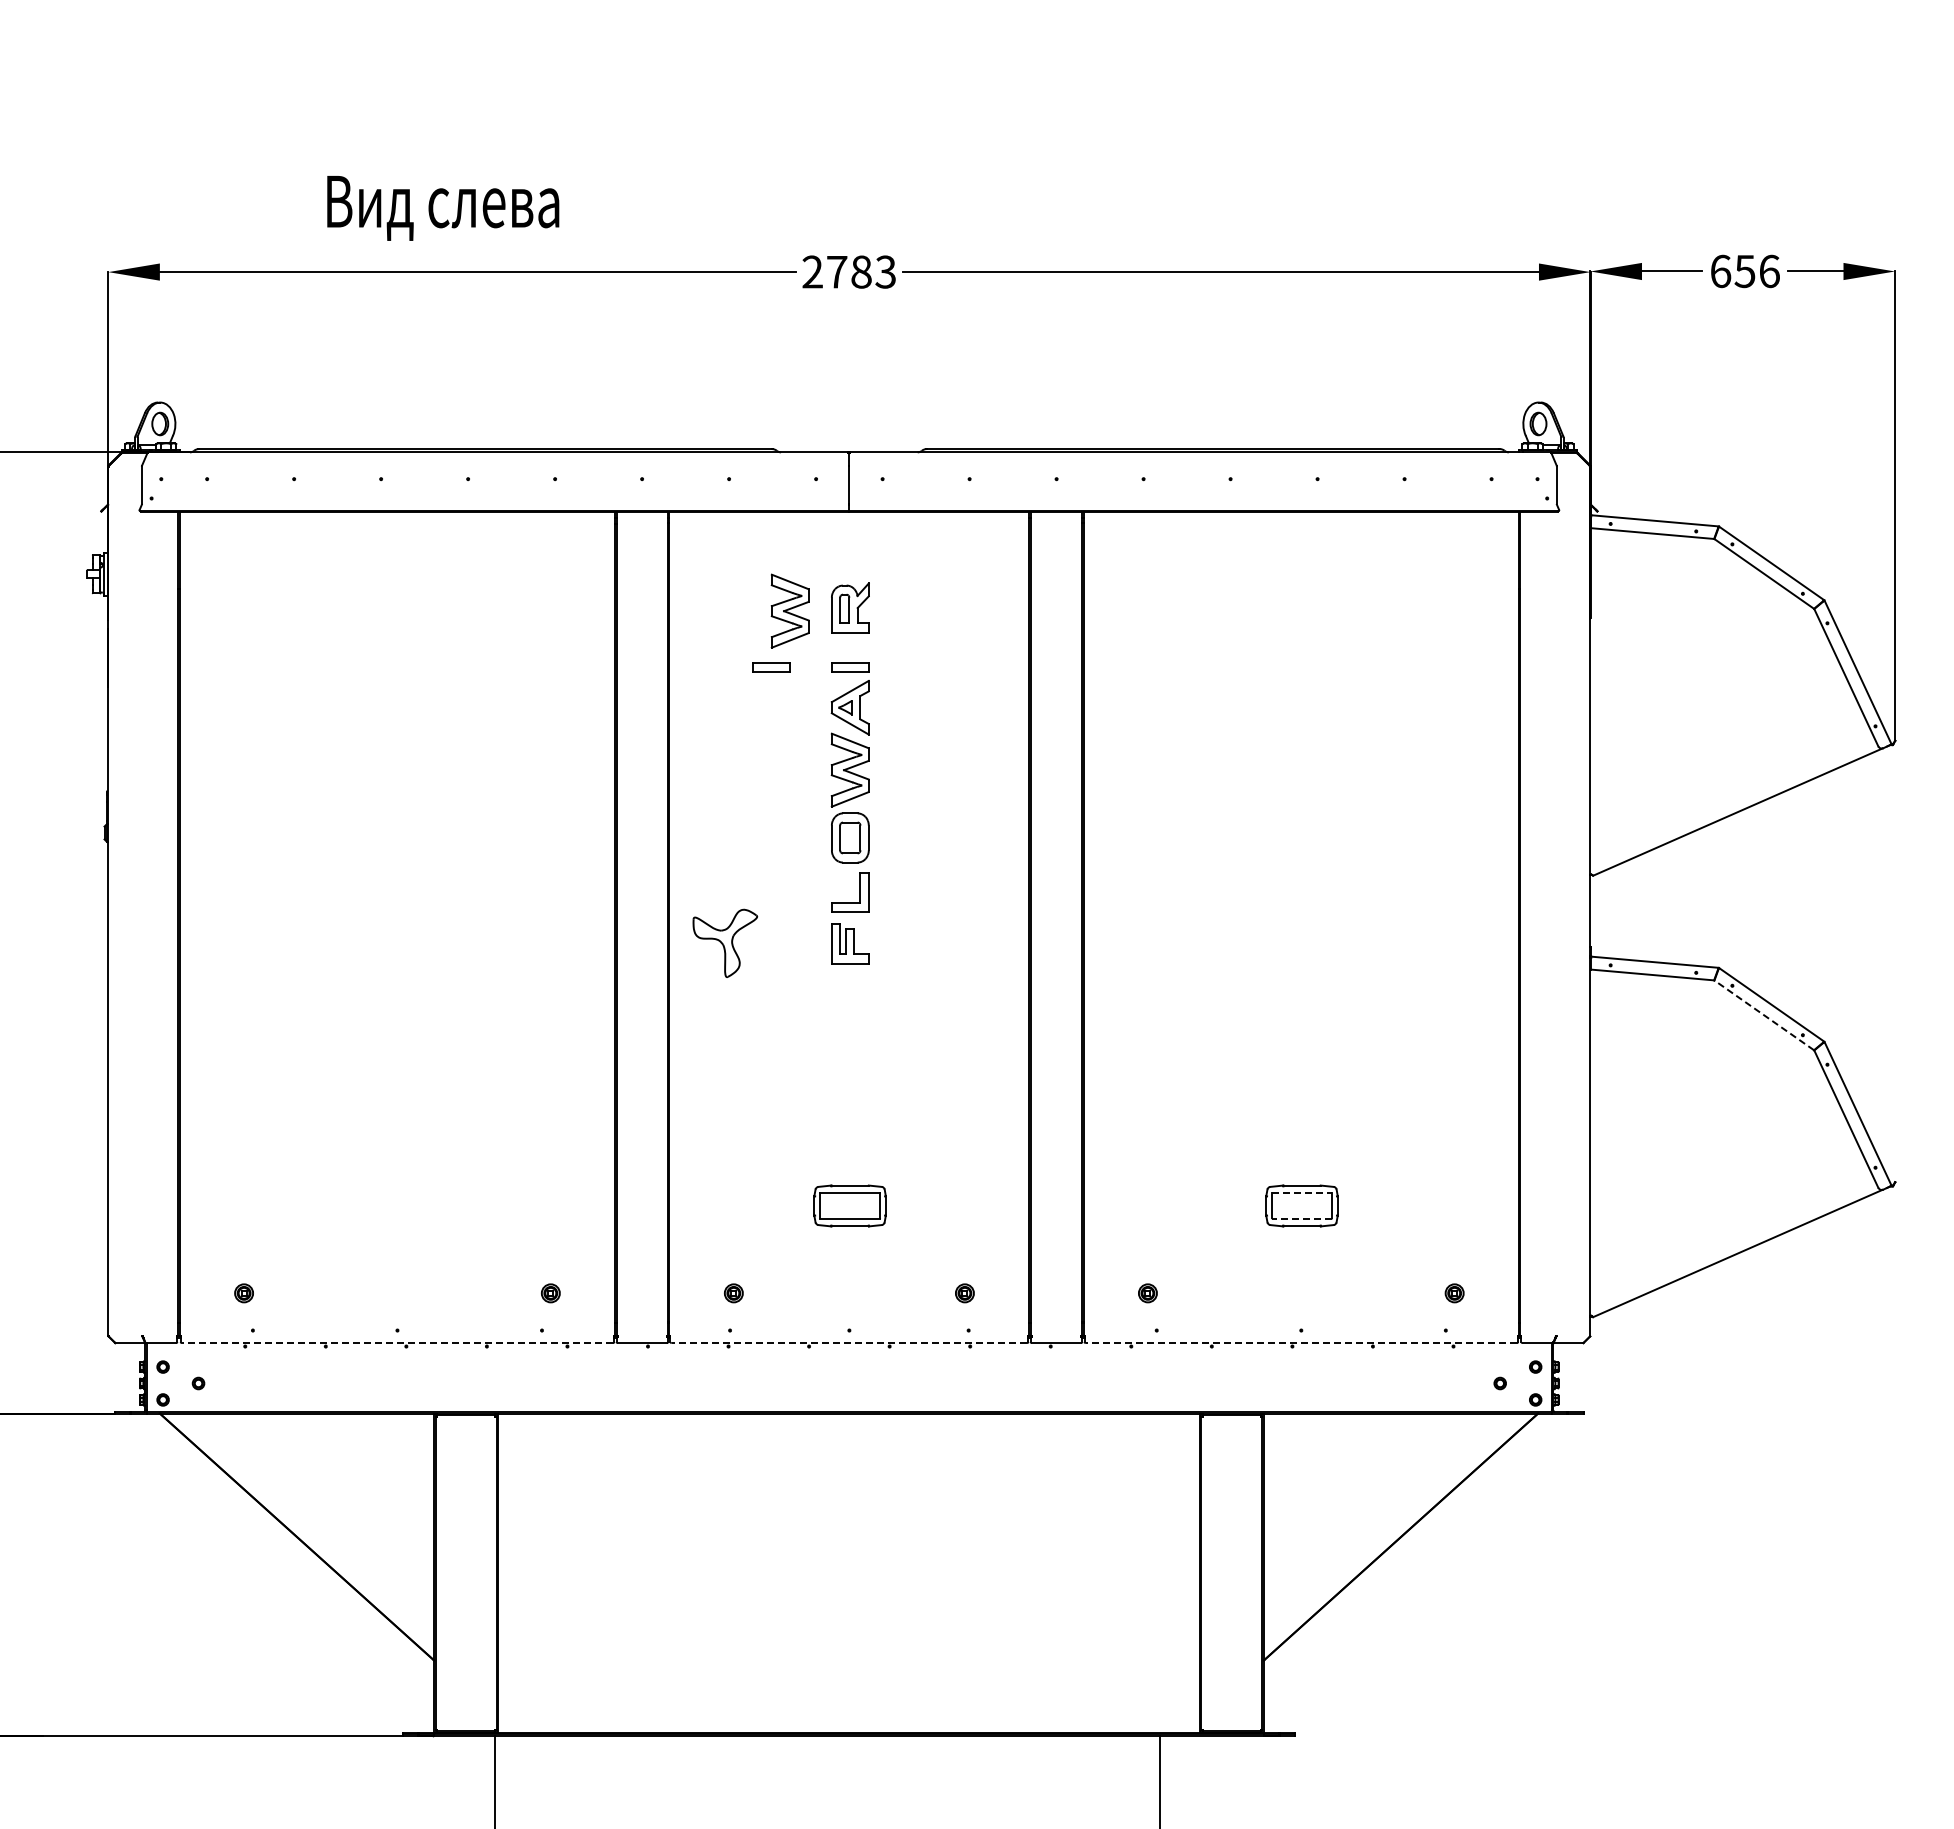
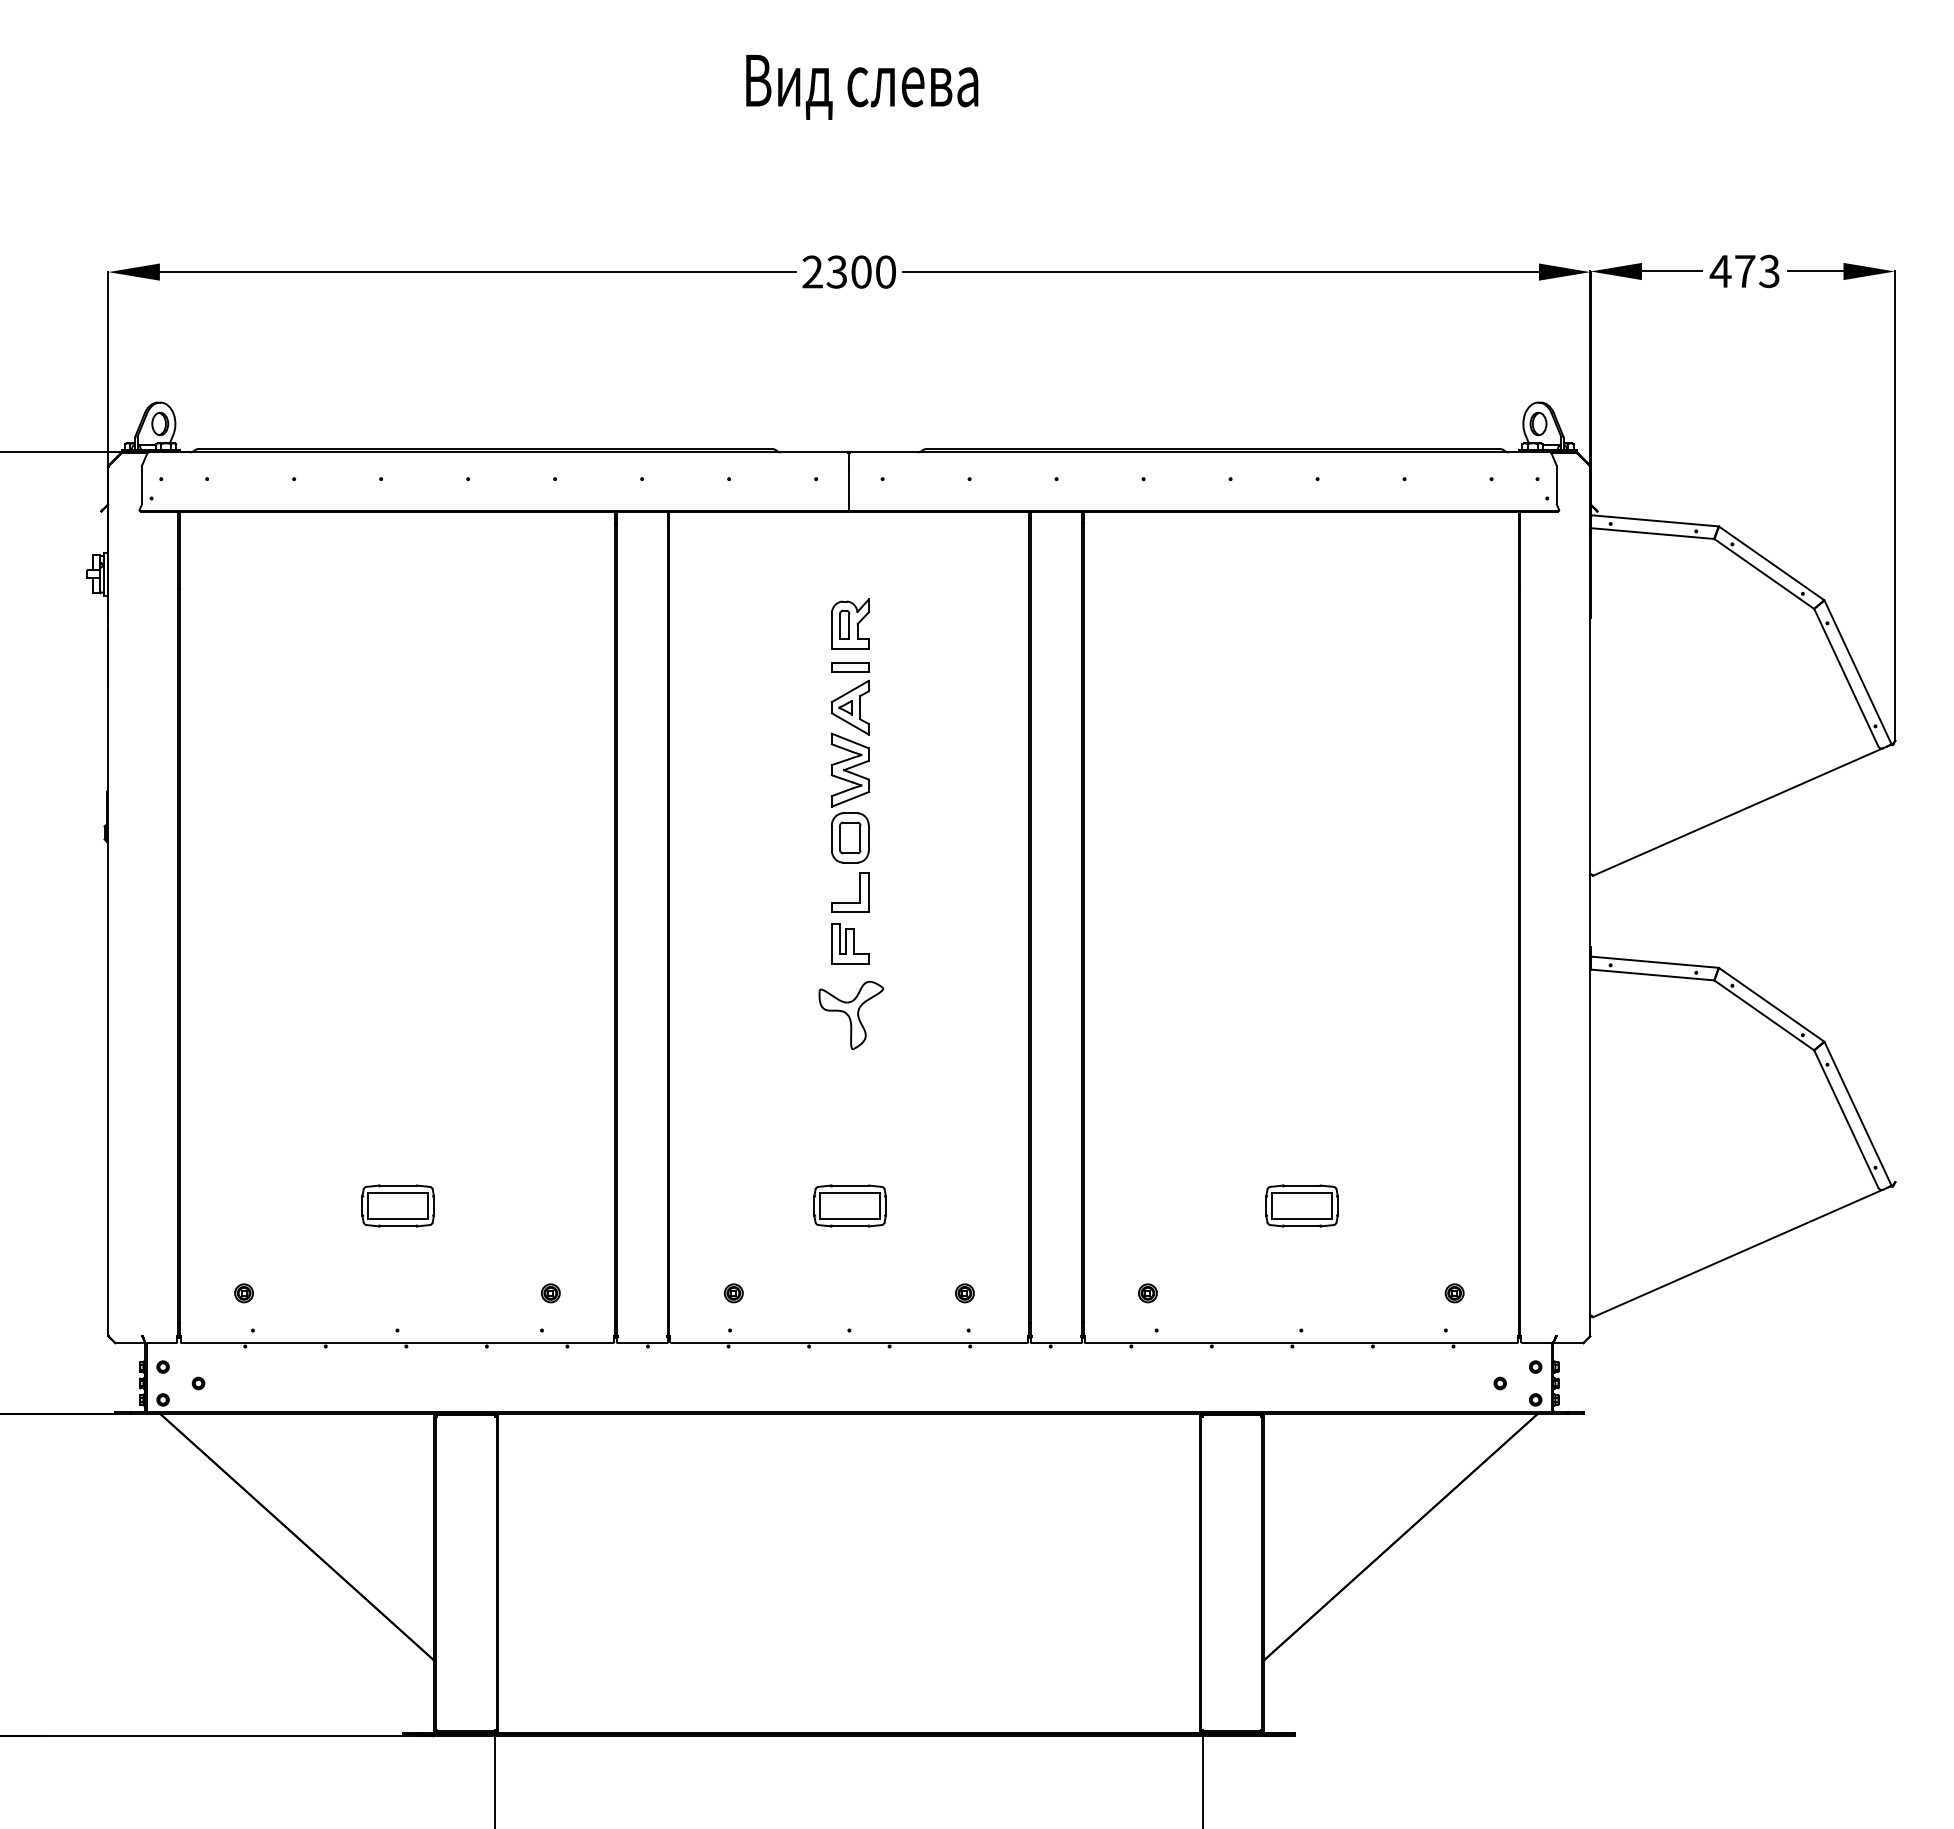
text position: (443, 208) -> (862, 87) (862, 87)
text: 2783 -> 2300 (861, 271)
text: 656 -> 473 (1744, 271)
part position: (850, 607) -> (850, 623) (850, 623)
part: present -> none (789, 610)
part: present -> none (771, 667)
part position: (725, 942) -> (851, 1014) (851, 1014)
line: dashed -> solid (1764, 1015)
line: dashed -> solid (1302, 1192)
part: none -> present (397, 1205)
line: dashed -> solid (1301, 1218)
line: dashed -> solid (396, 1343)
line: dashed -> solid (849, 1343)
line: dashed -> solid (1300, 1343)
line position: (1160, 1780) -> (1203, 1780) (1203, 1780)
